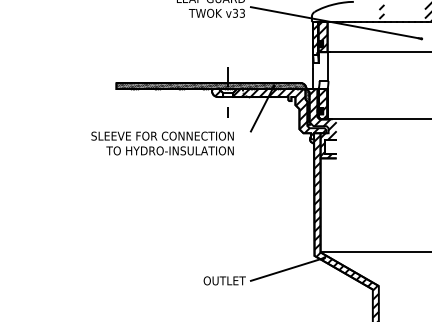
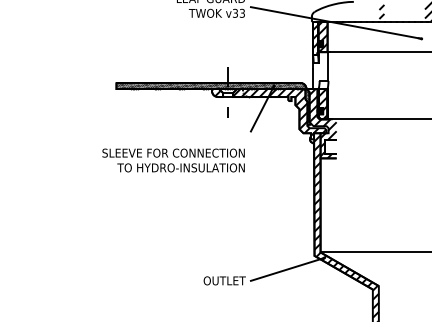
text position: (162, 143) -> (173, 160) (173, 160)
